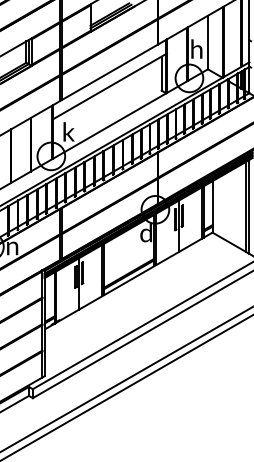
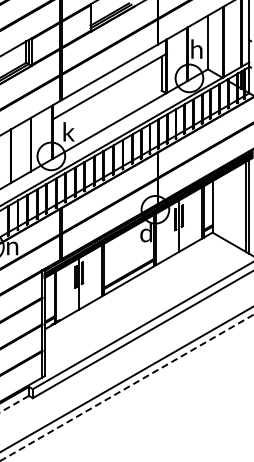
line: solid -> dashed (126, 387)
line: solid -> dashed (14, 404)
